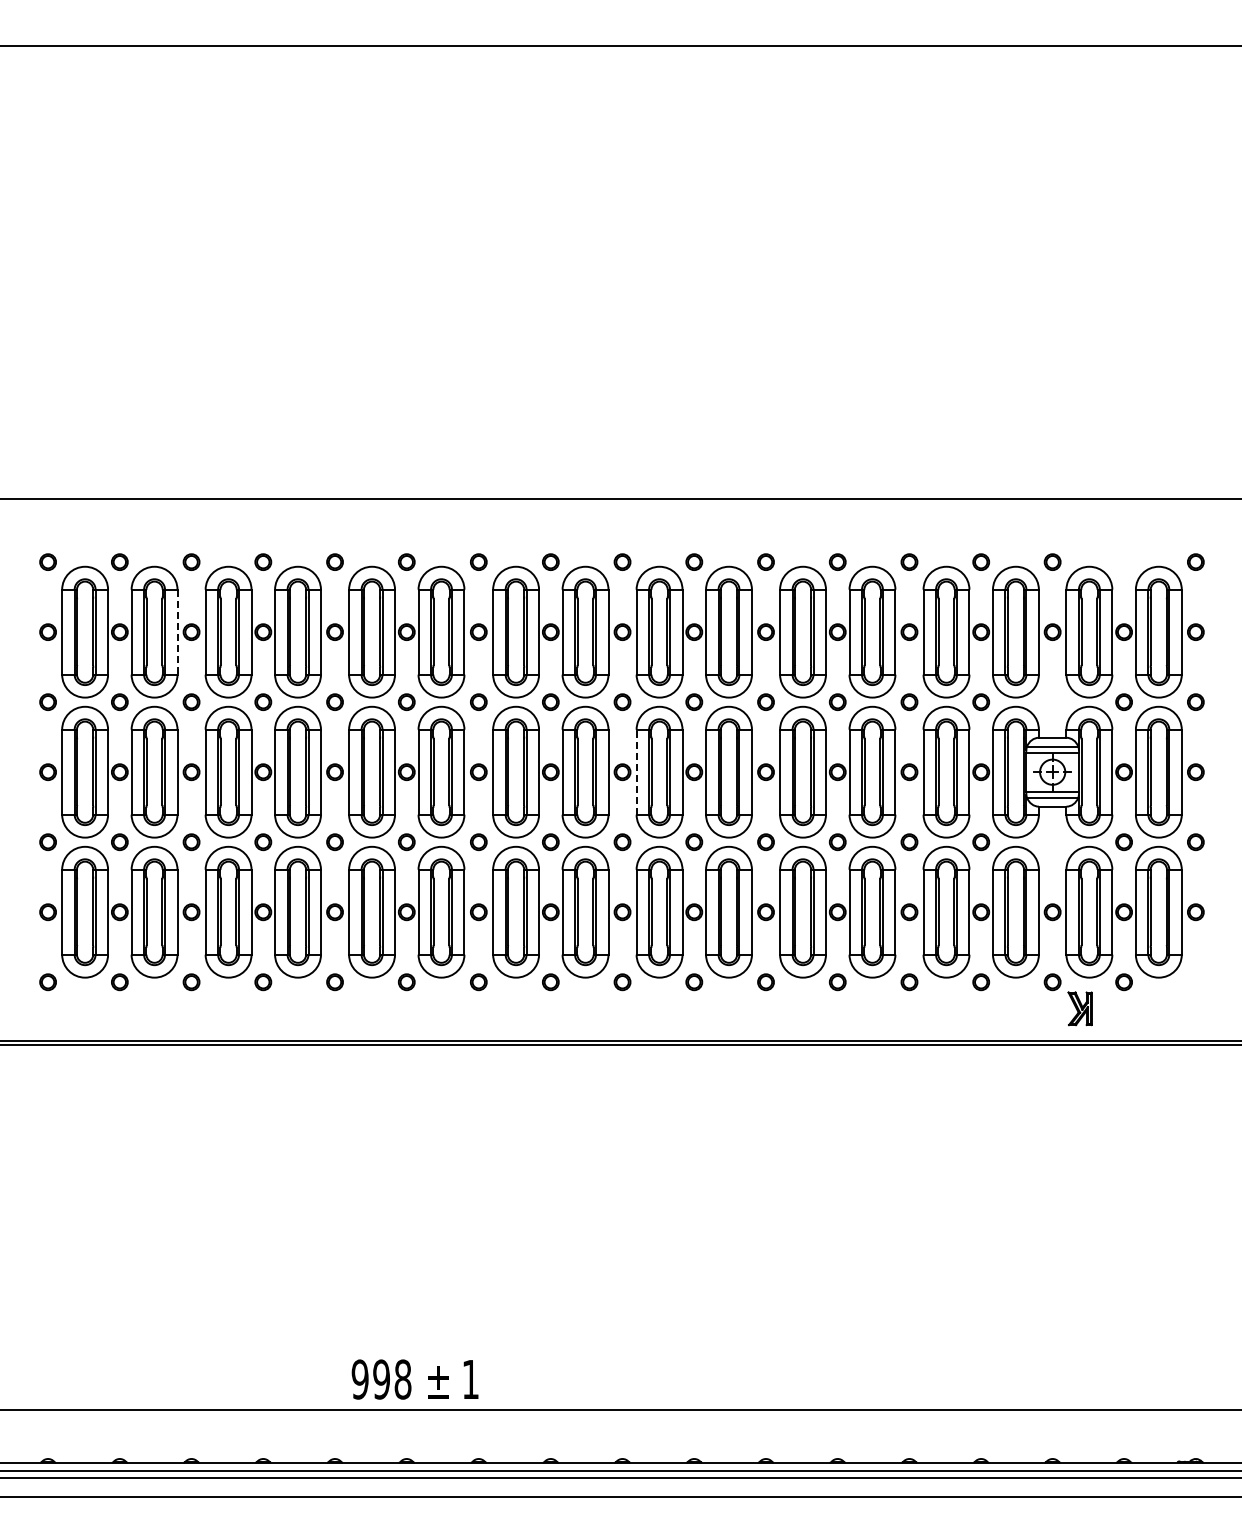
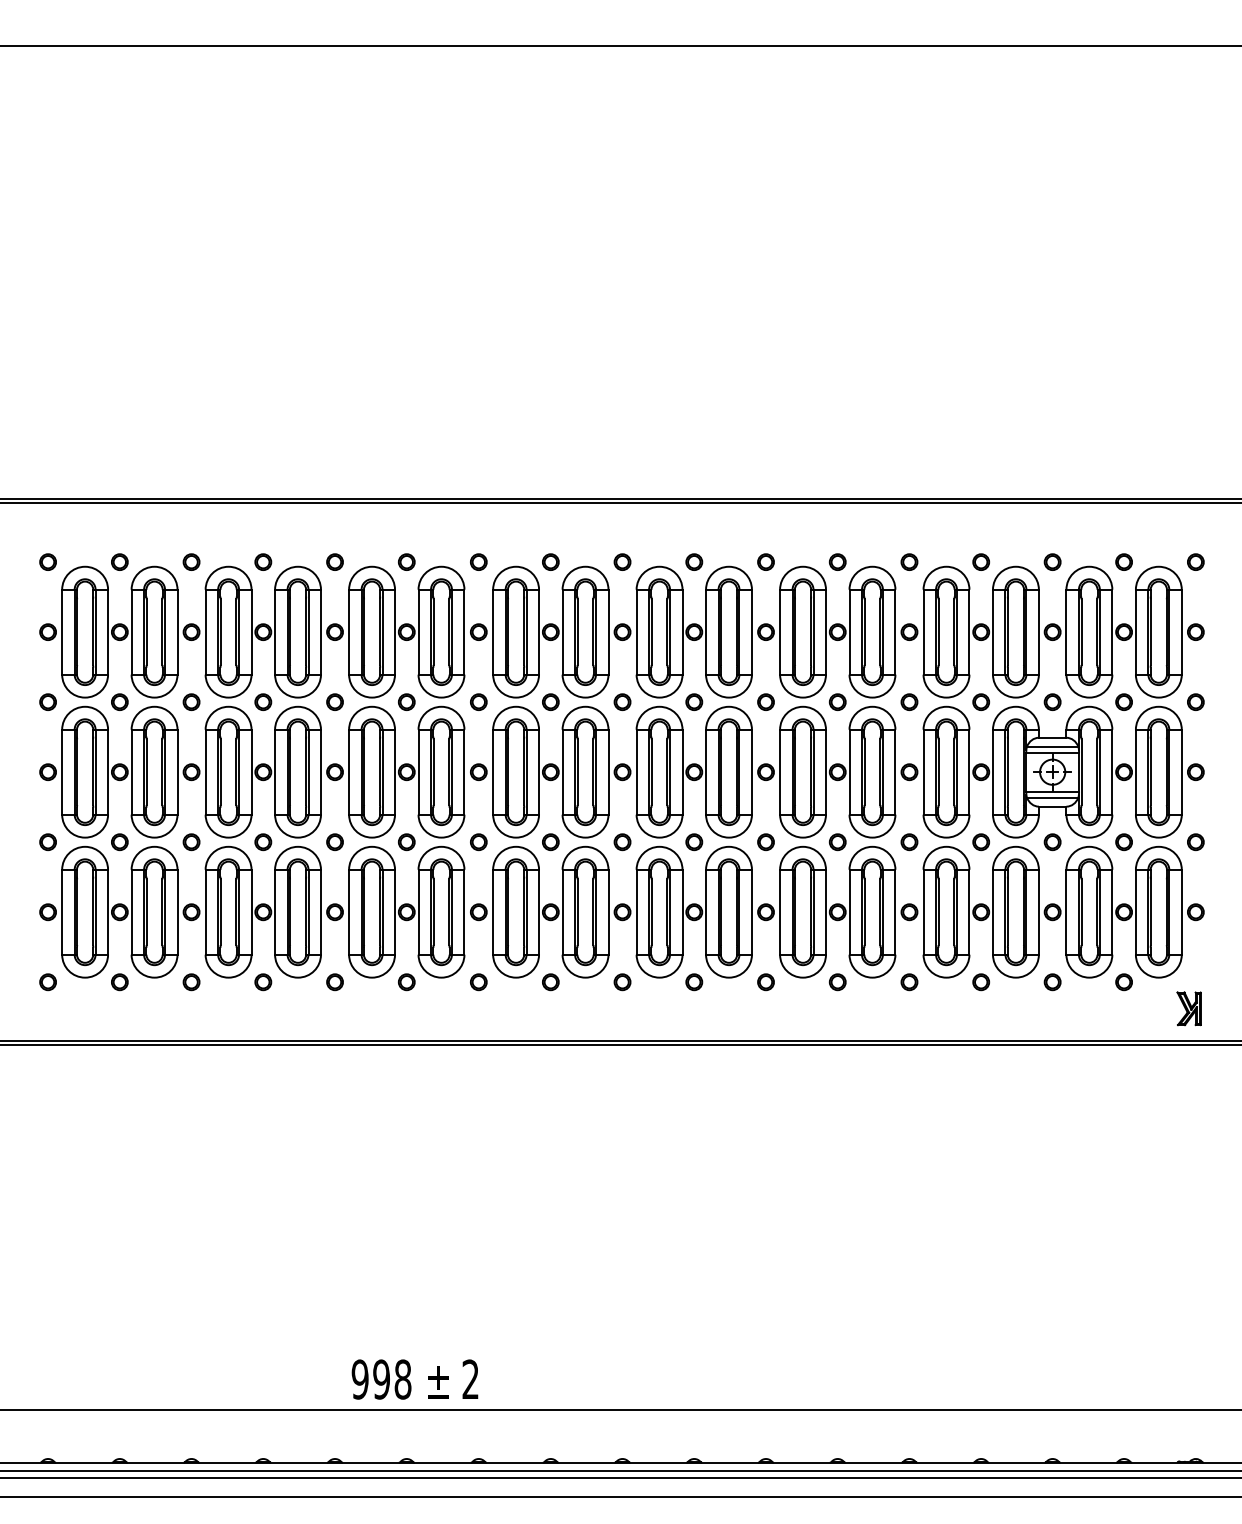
line: none -> present (620, 503)
part: none -> present (1123, 561)
line: dashed -> solid (177, 632)
part: none -> present (1052, 701)
line: dashed -> solid (636, 771)
part: none -> present (1052, 842)
part position: (1079, 1008) -> (1188, 1008) (1188, 1008)
text: 1 -> 2 (470, 1378)
